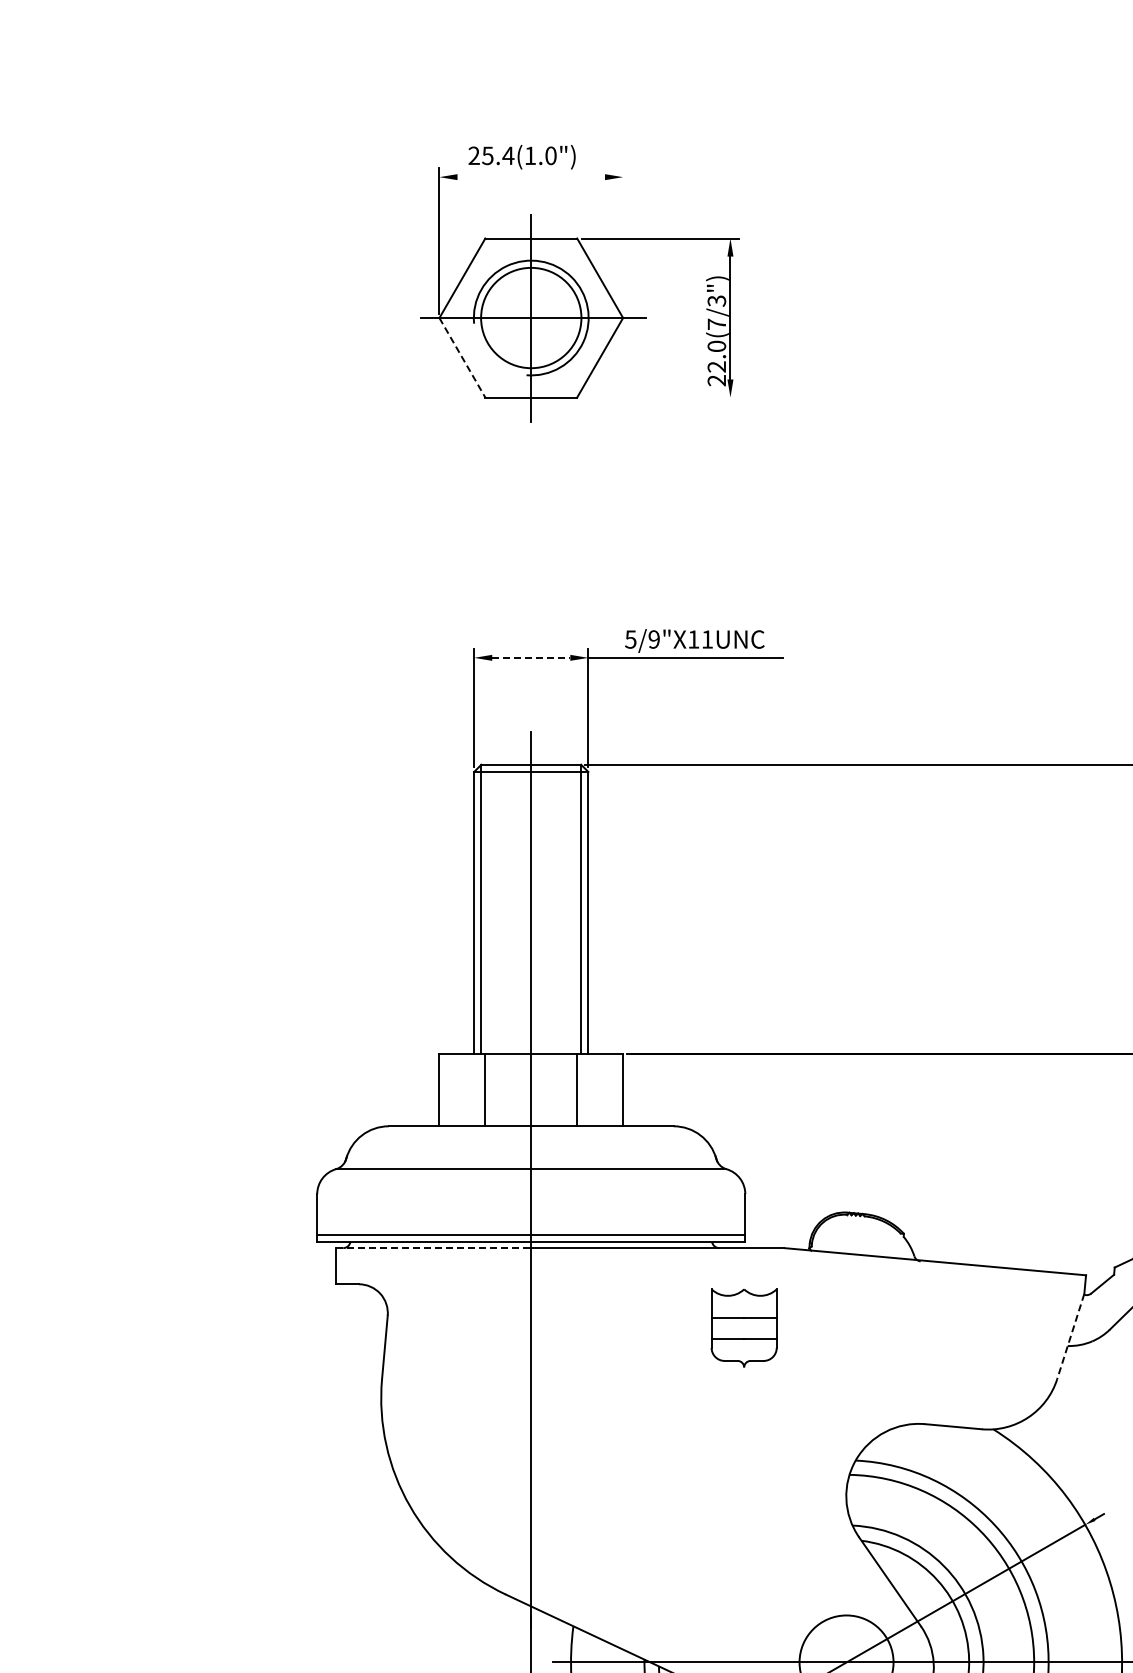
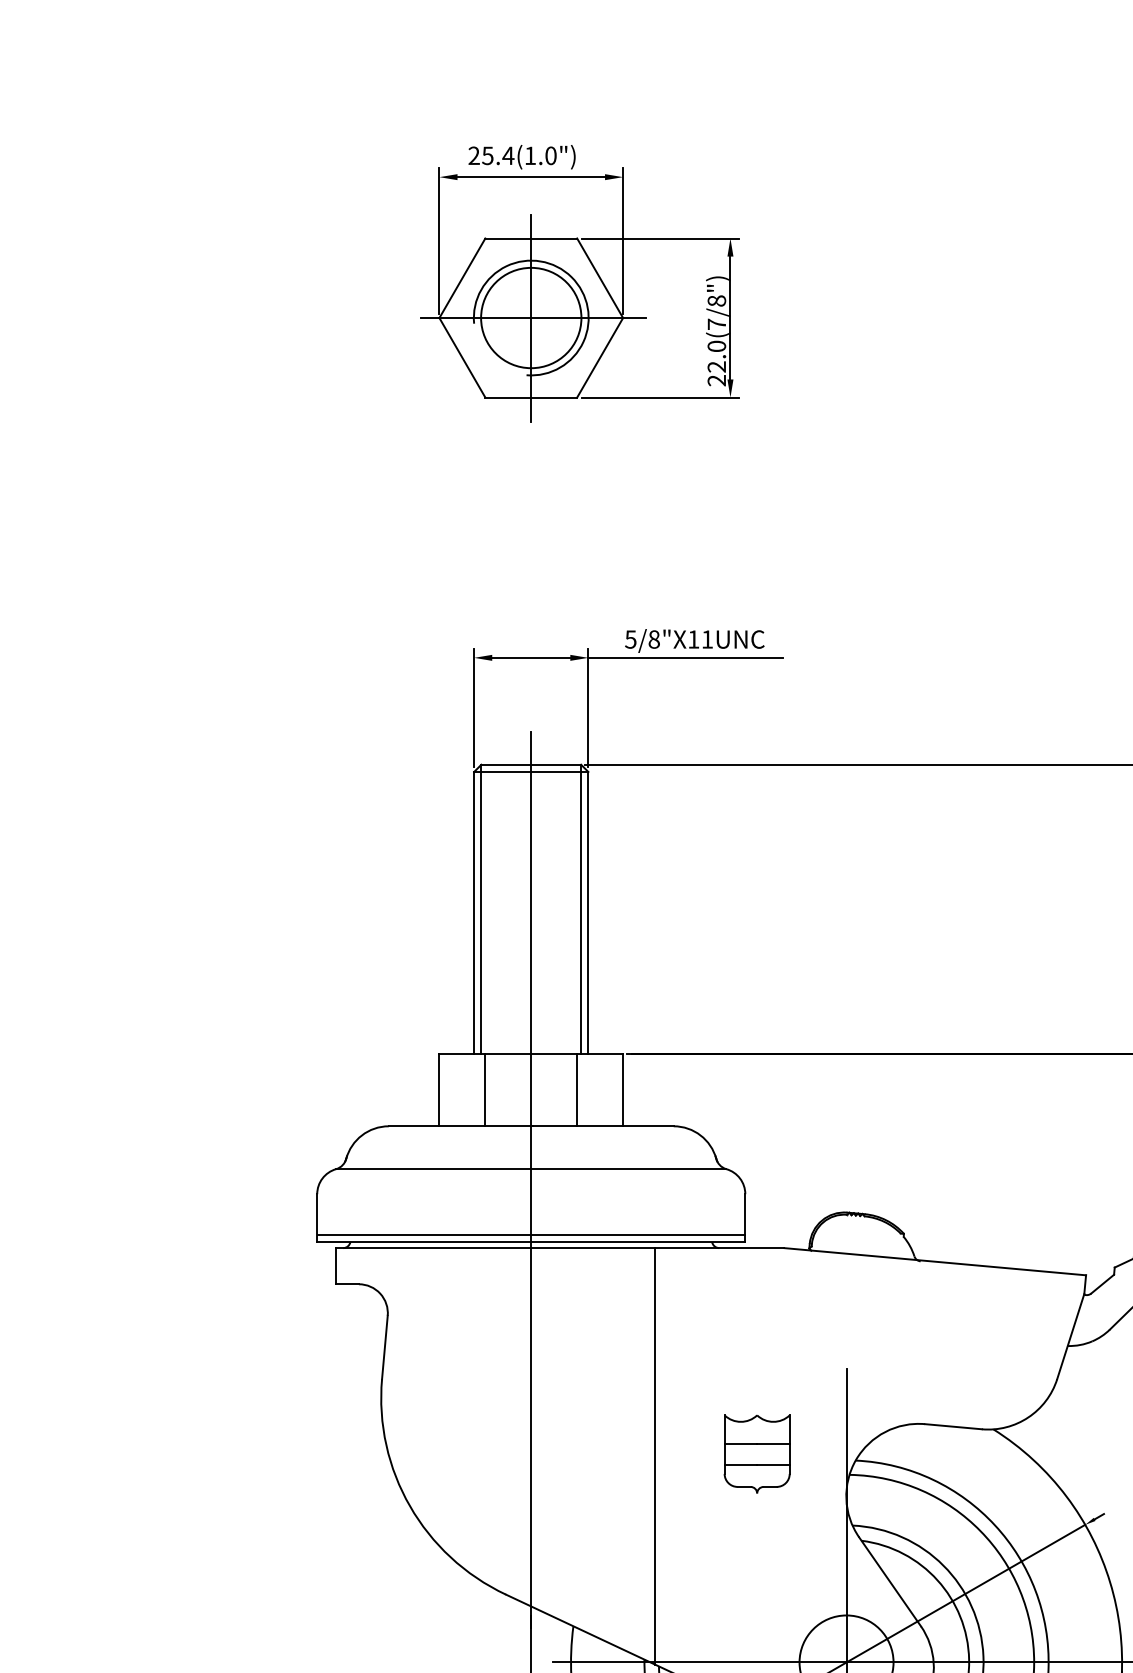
line: none -> present (531, 177)
line: none -> present (623, 240)
text: 22.0(7/3") -> 22.0(7/8") (716, 300)
line: dashed -> solid (462, 357)
line: none -> present (660, 397)
text: 5/9"X11UNC -> 5/8"X11UNC (653, 639)
line: dashed -> solid (531, 657)
line: dashed -> solid (433, 1248)
part position: (743, 1327) -> (756, 1453) (756, 1453)
line: dashed -> solid (1070, 1336)
line: none -> present (655, 1456)
line: none -> present (846, 1518)
